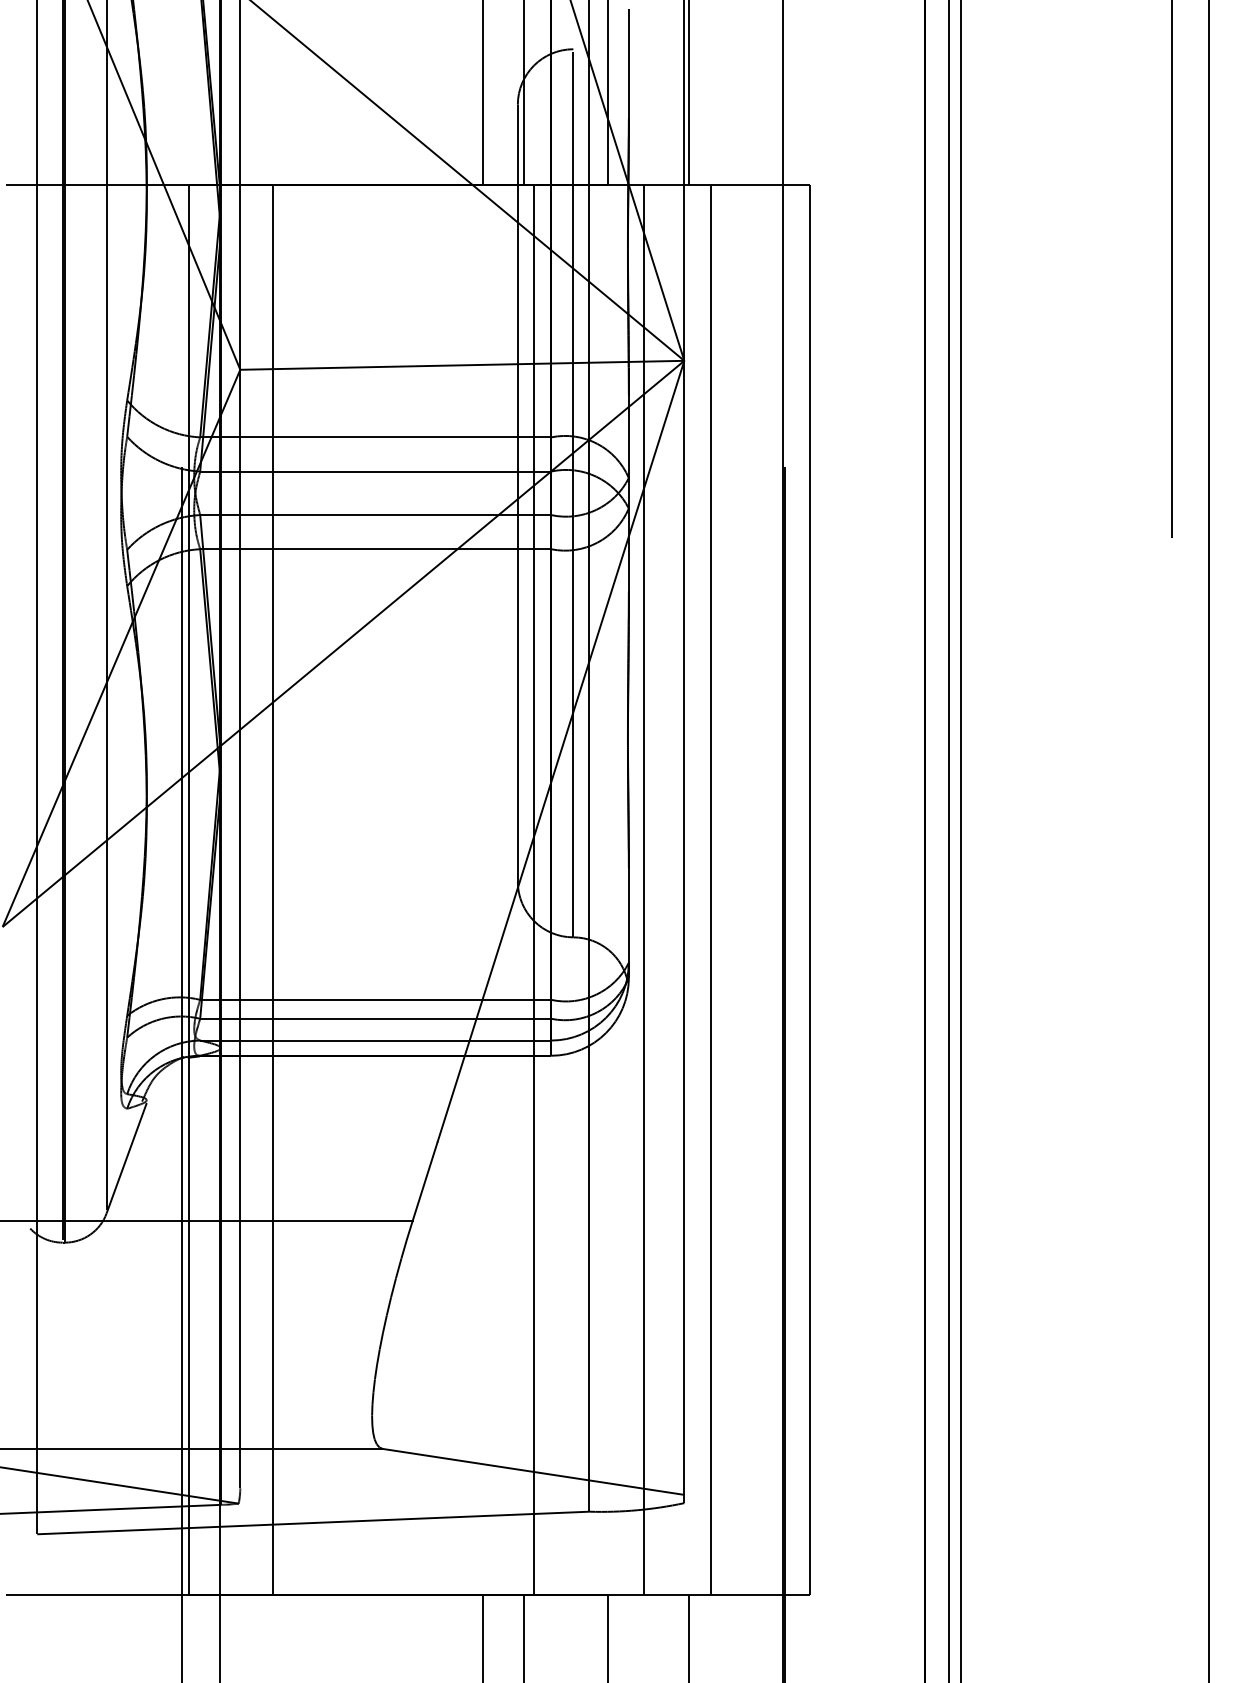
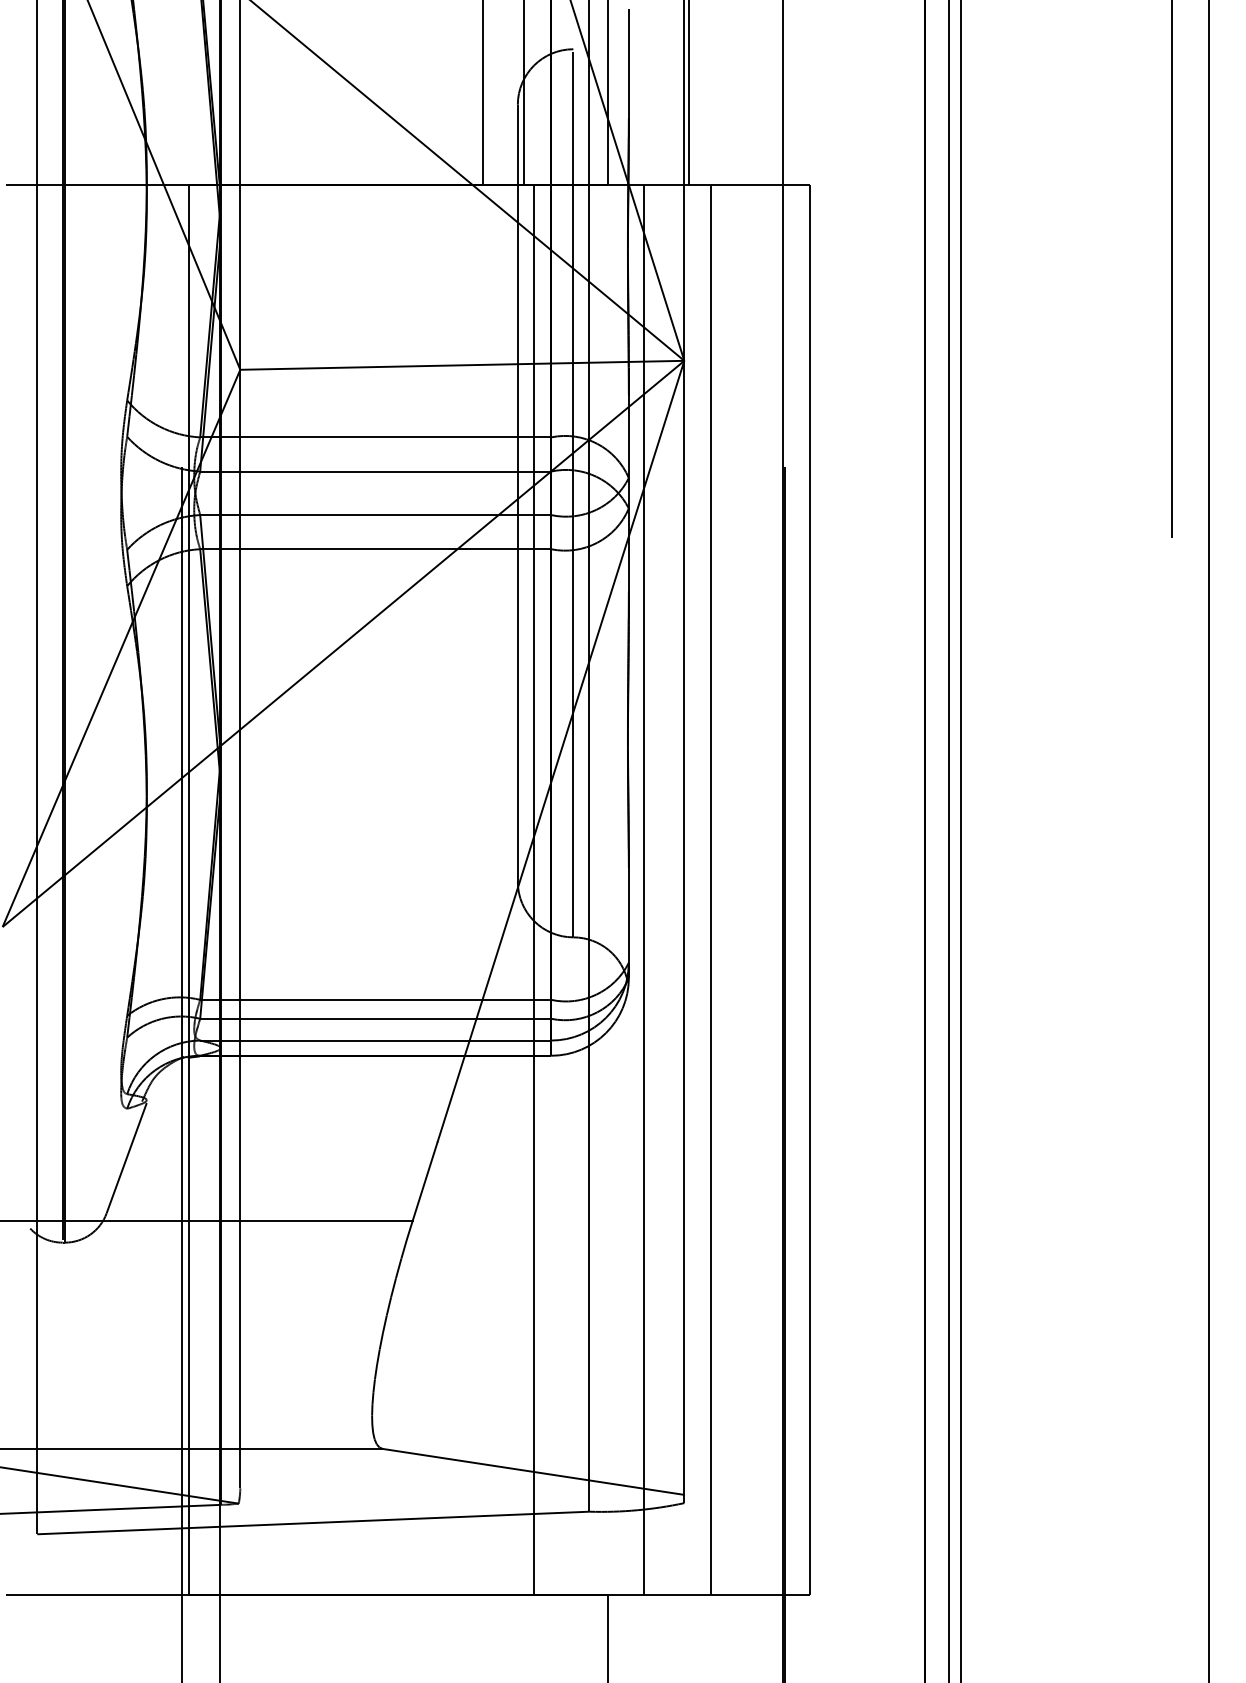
line: present -> none (106, 606)
line: present -> none (273, 890)
line: present -> none (482, 1637)
line: present -> none (523, 1637)
line: present -> none (689, 1637)
